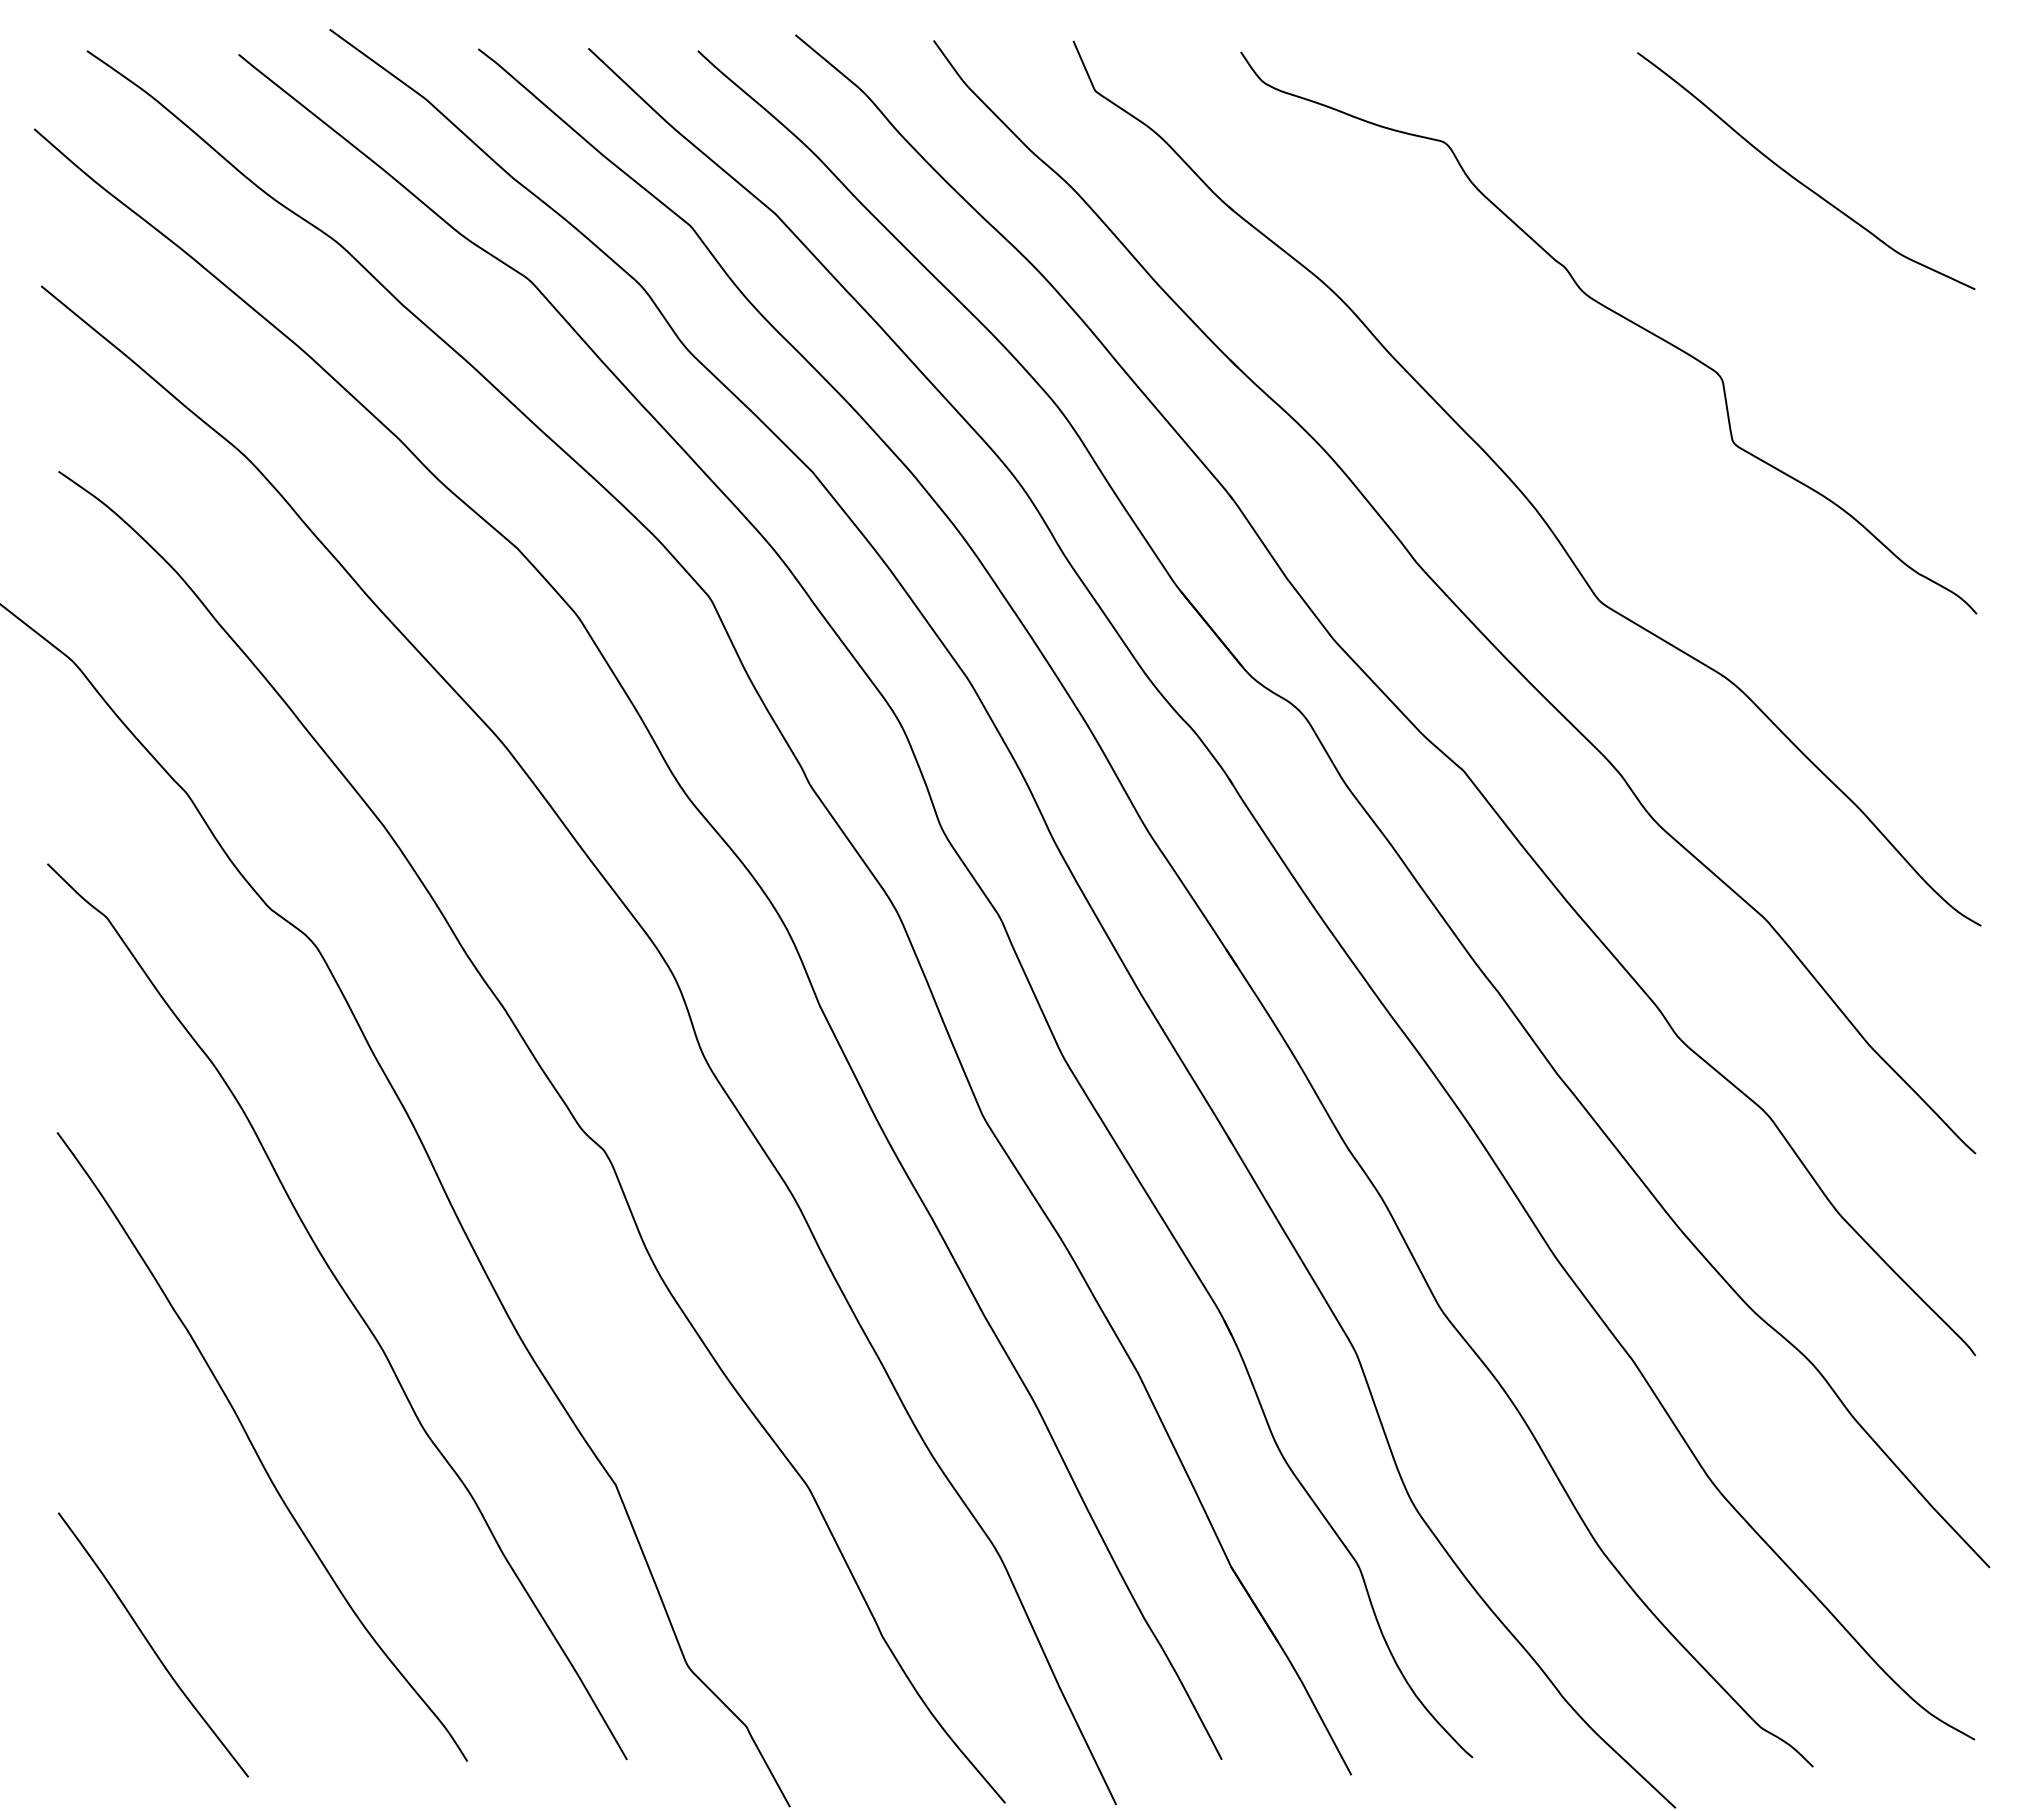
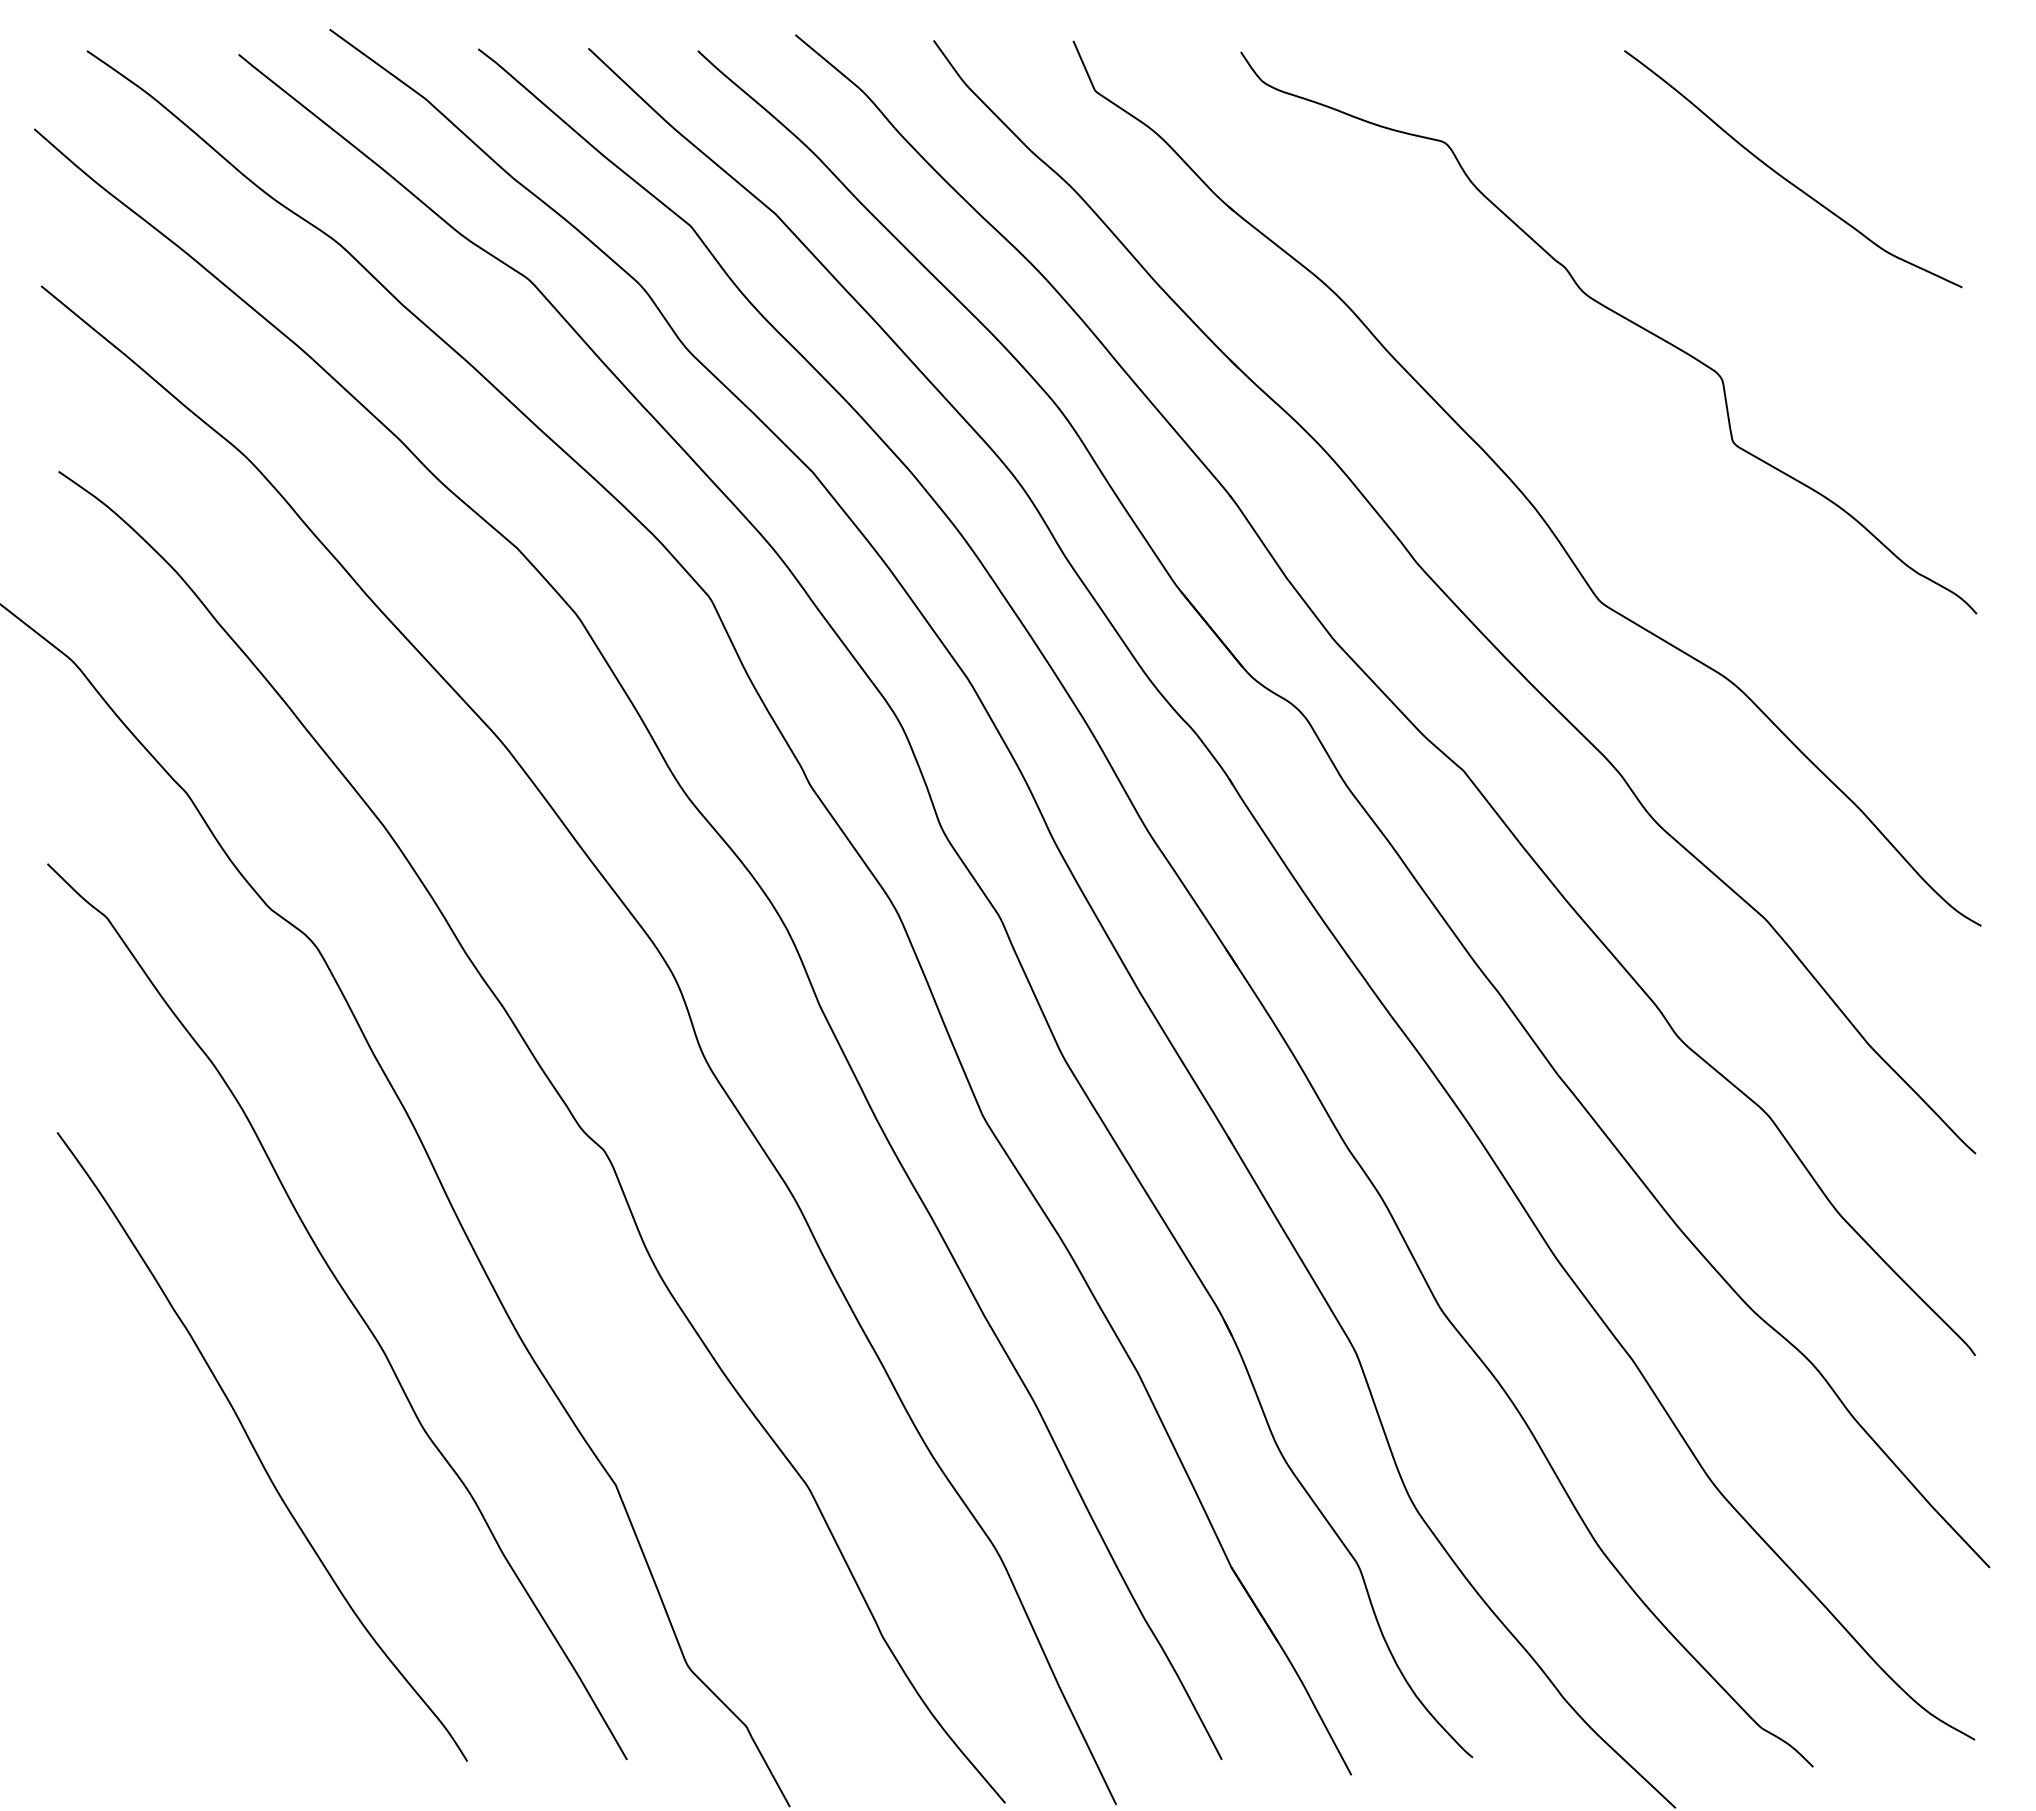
curve position: (1799, 180) -> (1786, 178) (1786, 178)
curve: present -> none (151, 1645)
